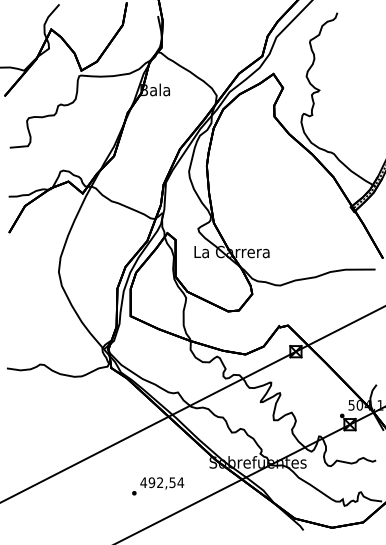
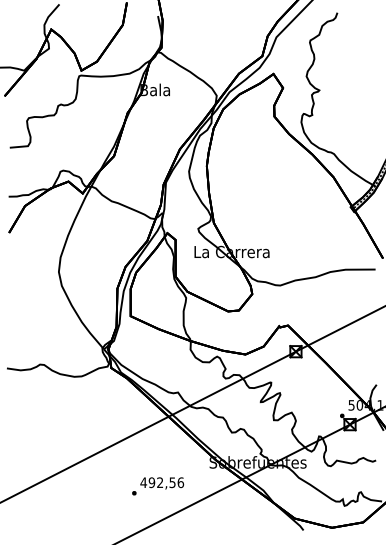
text: 492,54 -> 492,56 (180, 482)
